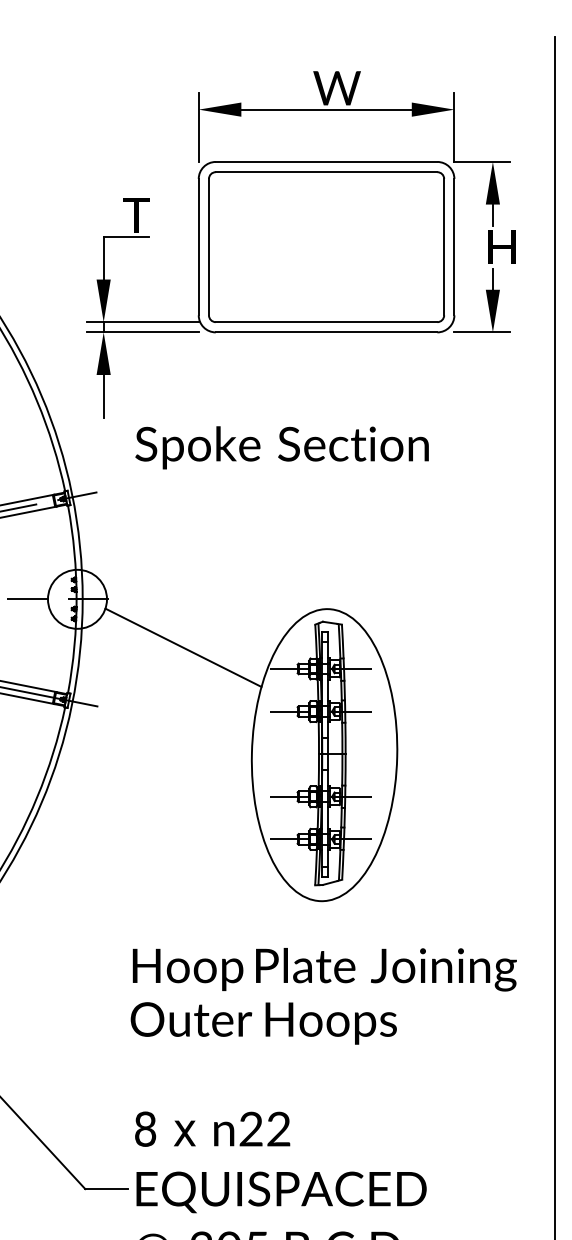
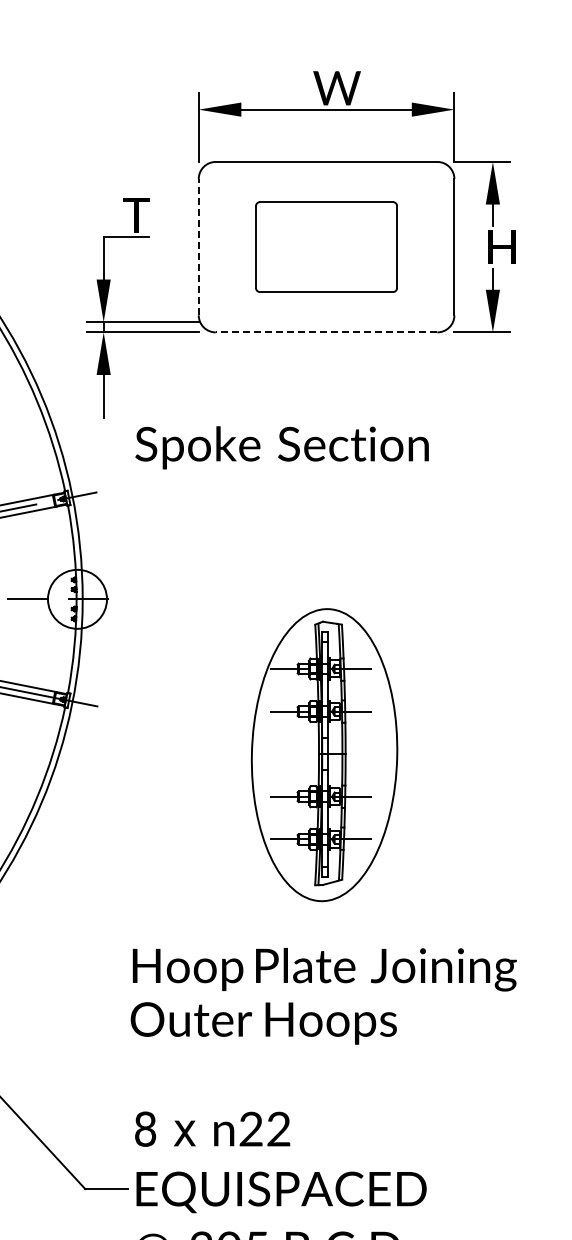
line: solid -> dashed (198, 246)
part size: 237x152 px -> 143x92 px (326, 246)
line: solid -> dashed (326, 332)
line: present -> none (554, 636)
line: present -> none (183, 647)
